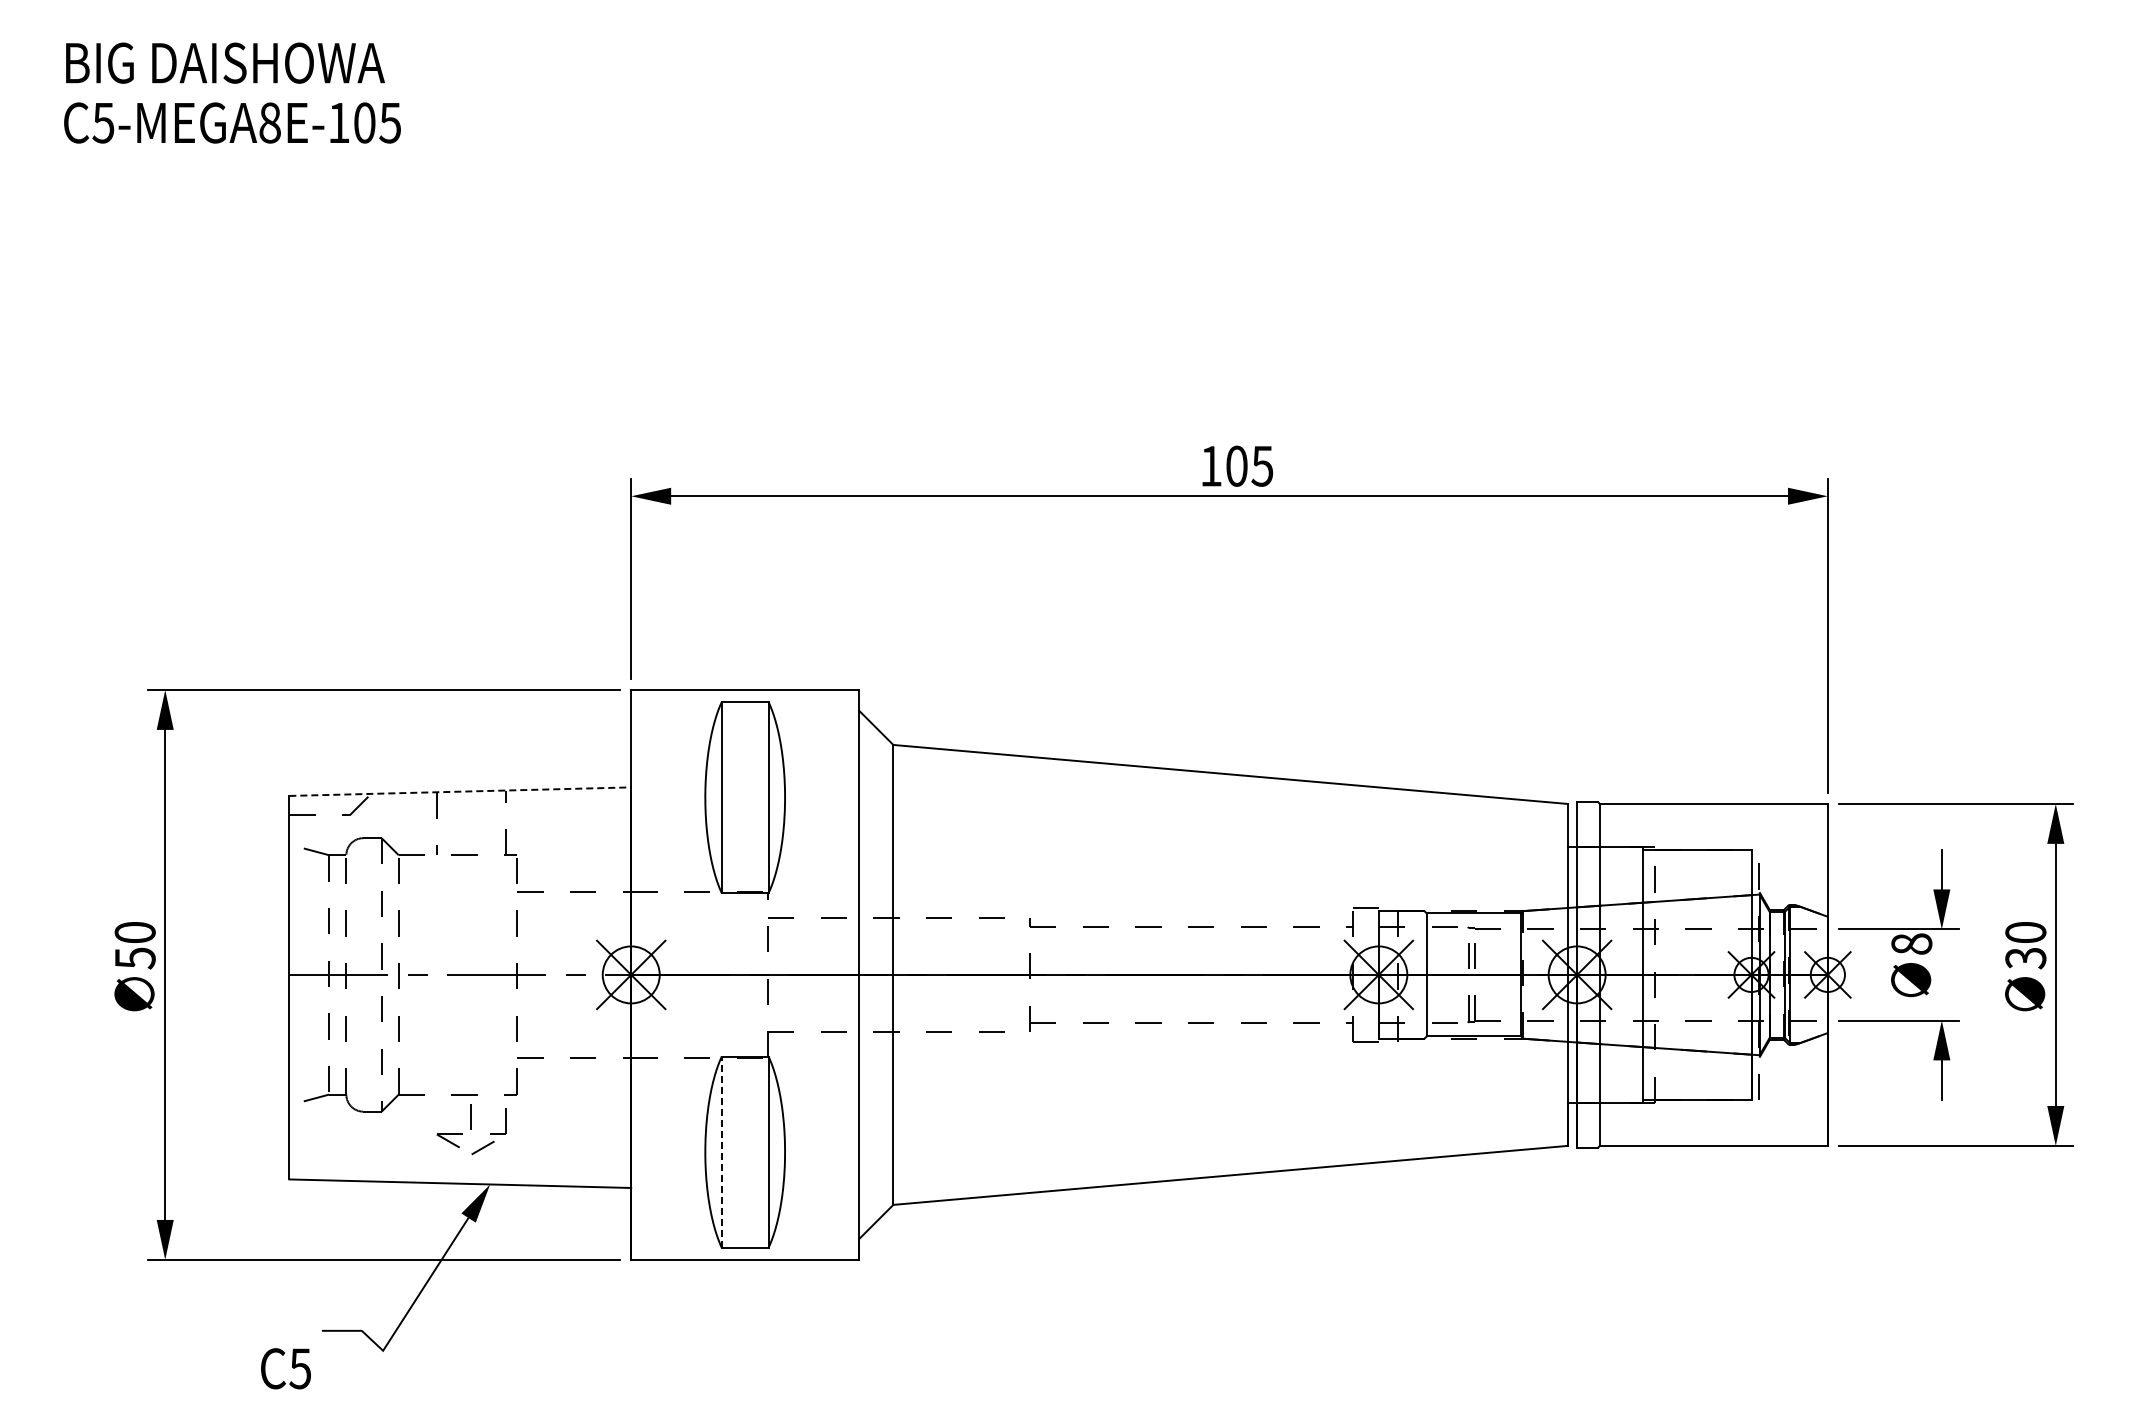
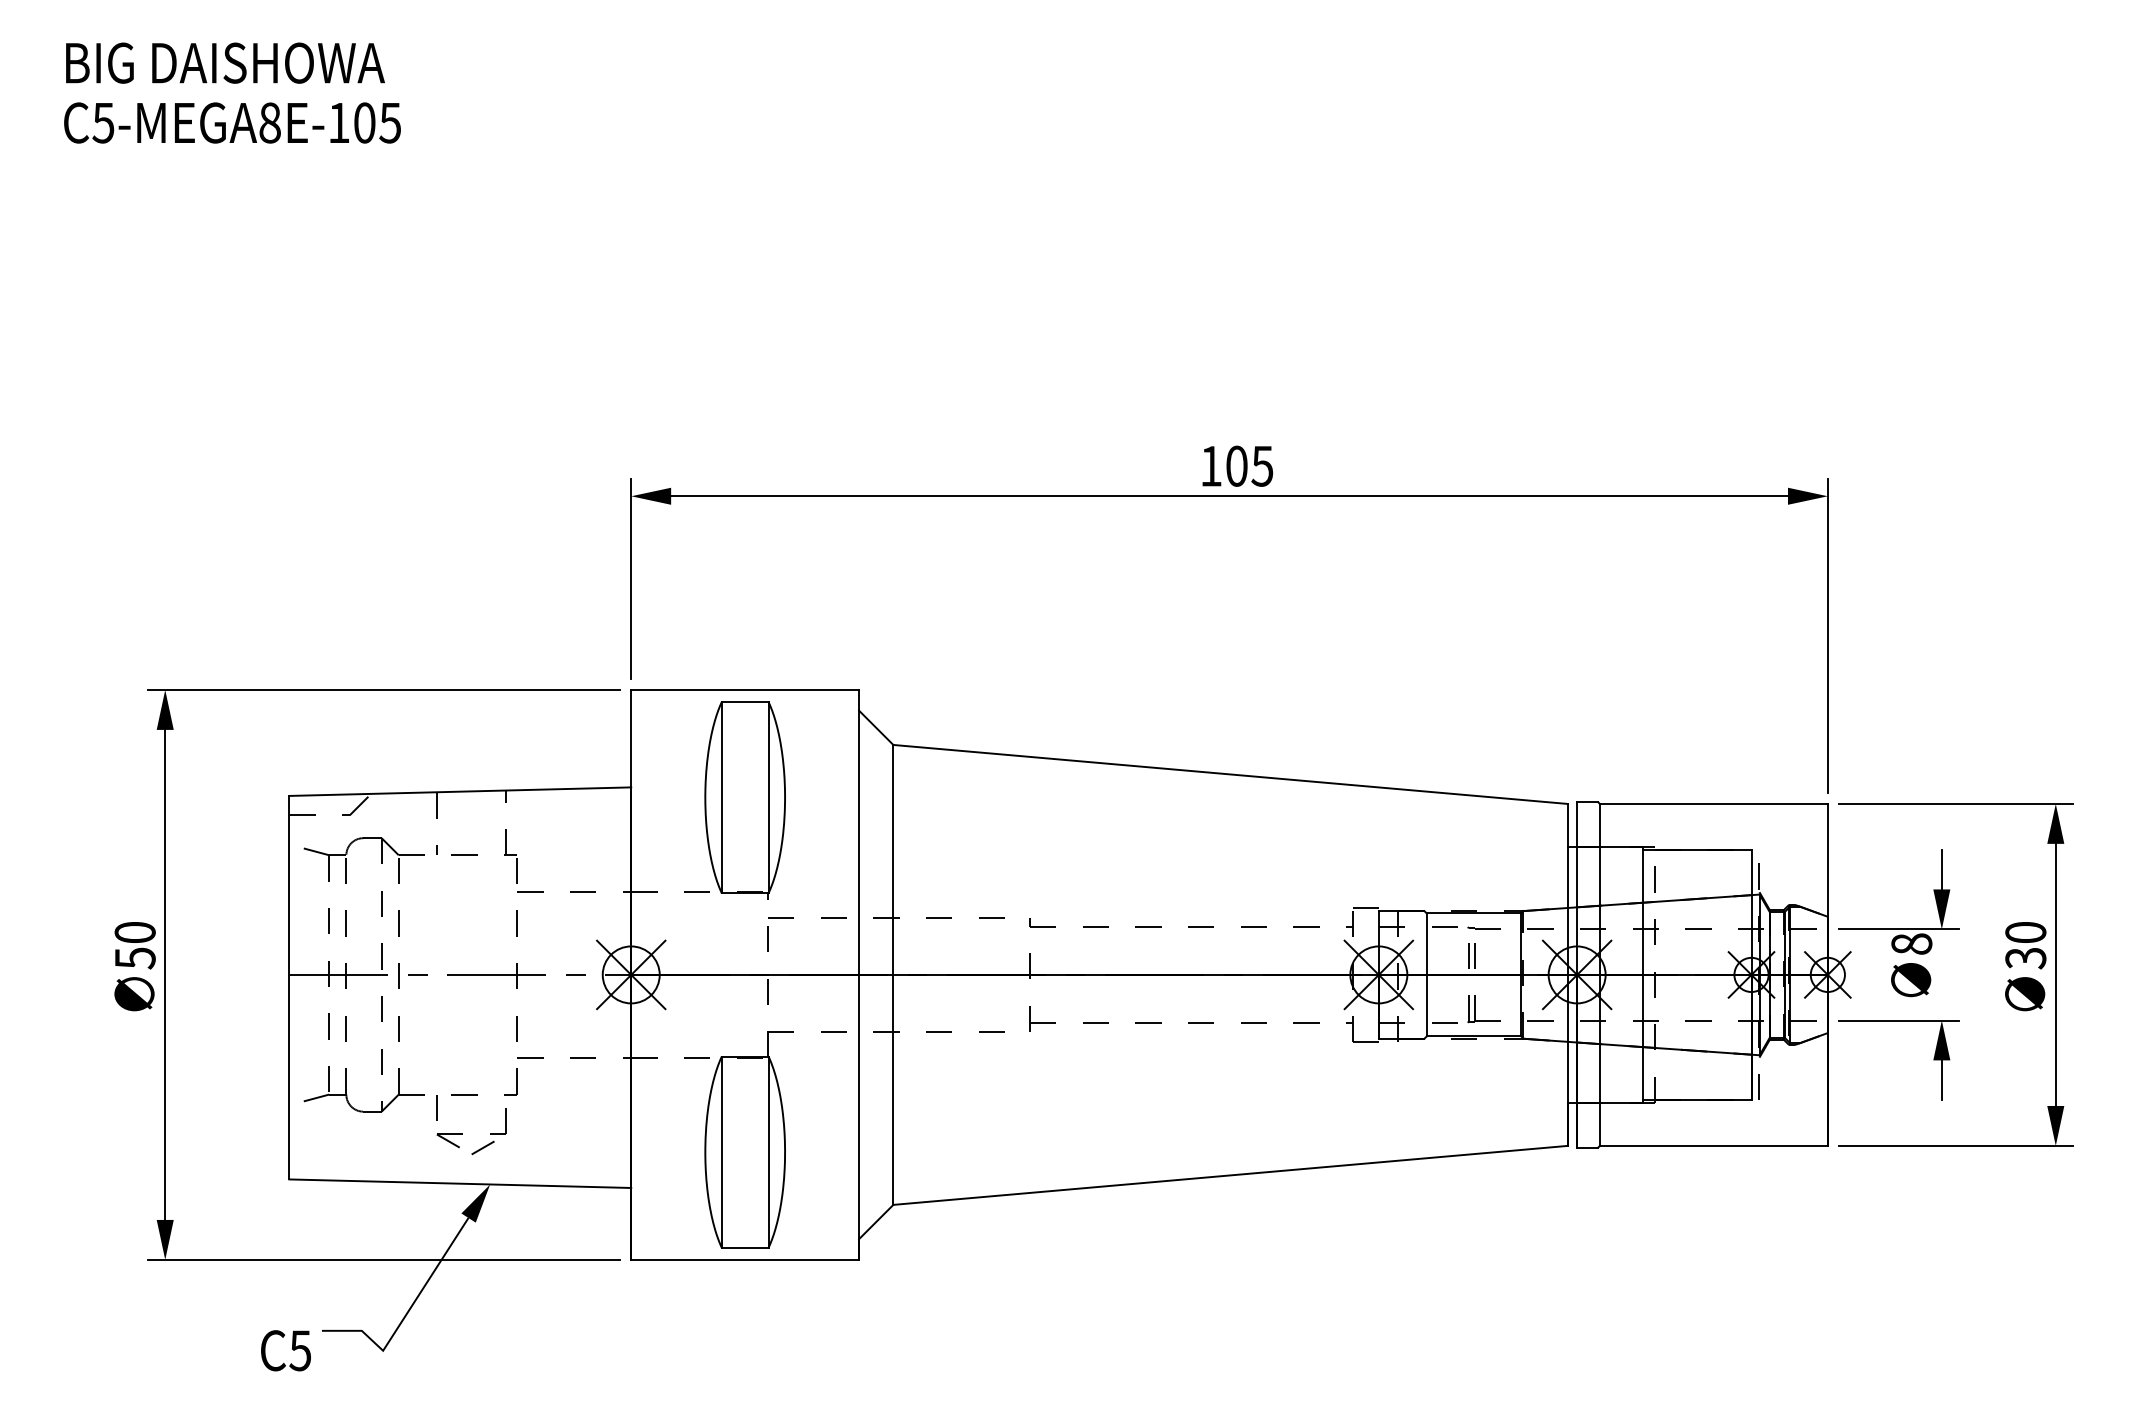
line: dashed -> solid (460, 791)
line position: (470, 1116) -> (436, 1107) (436, 1107)
line: dashed -> solid (721, 1152)
text position: (285, 1368) -> (285, 1350) (285, 1350)
